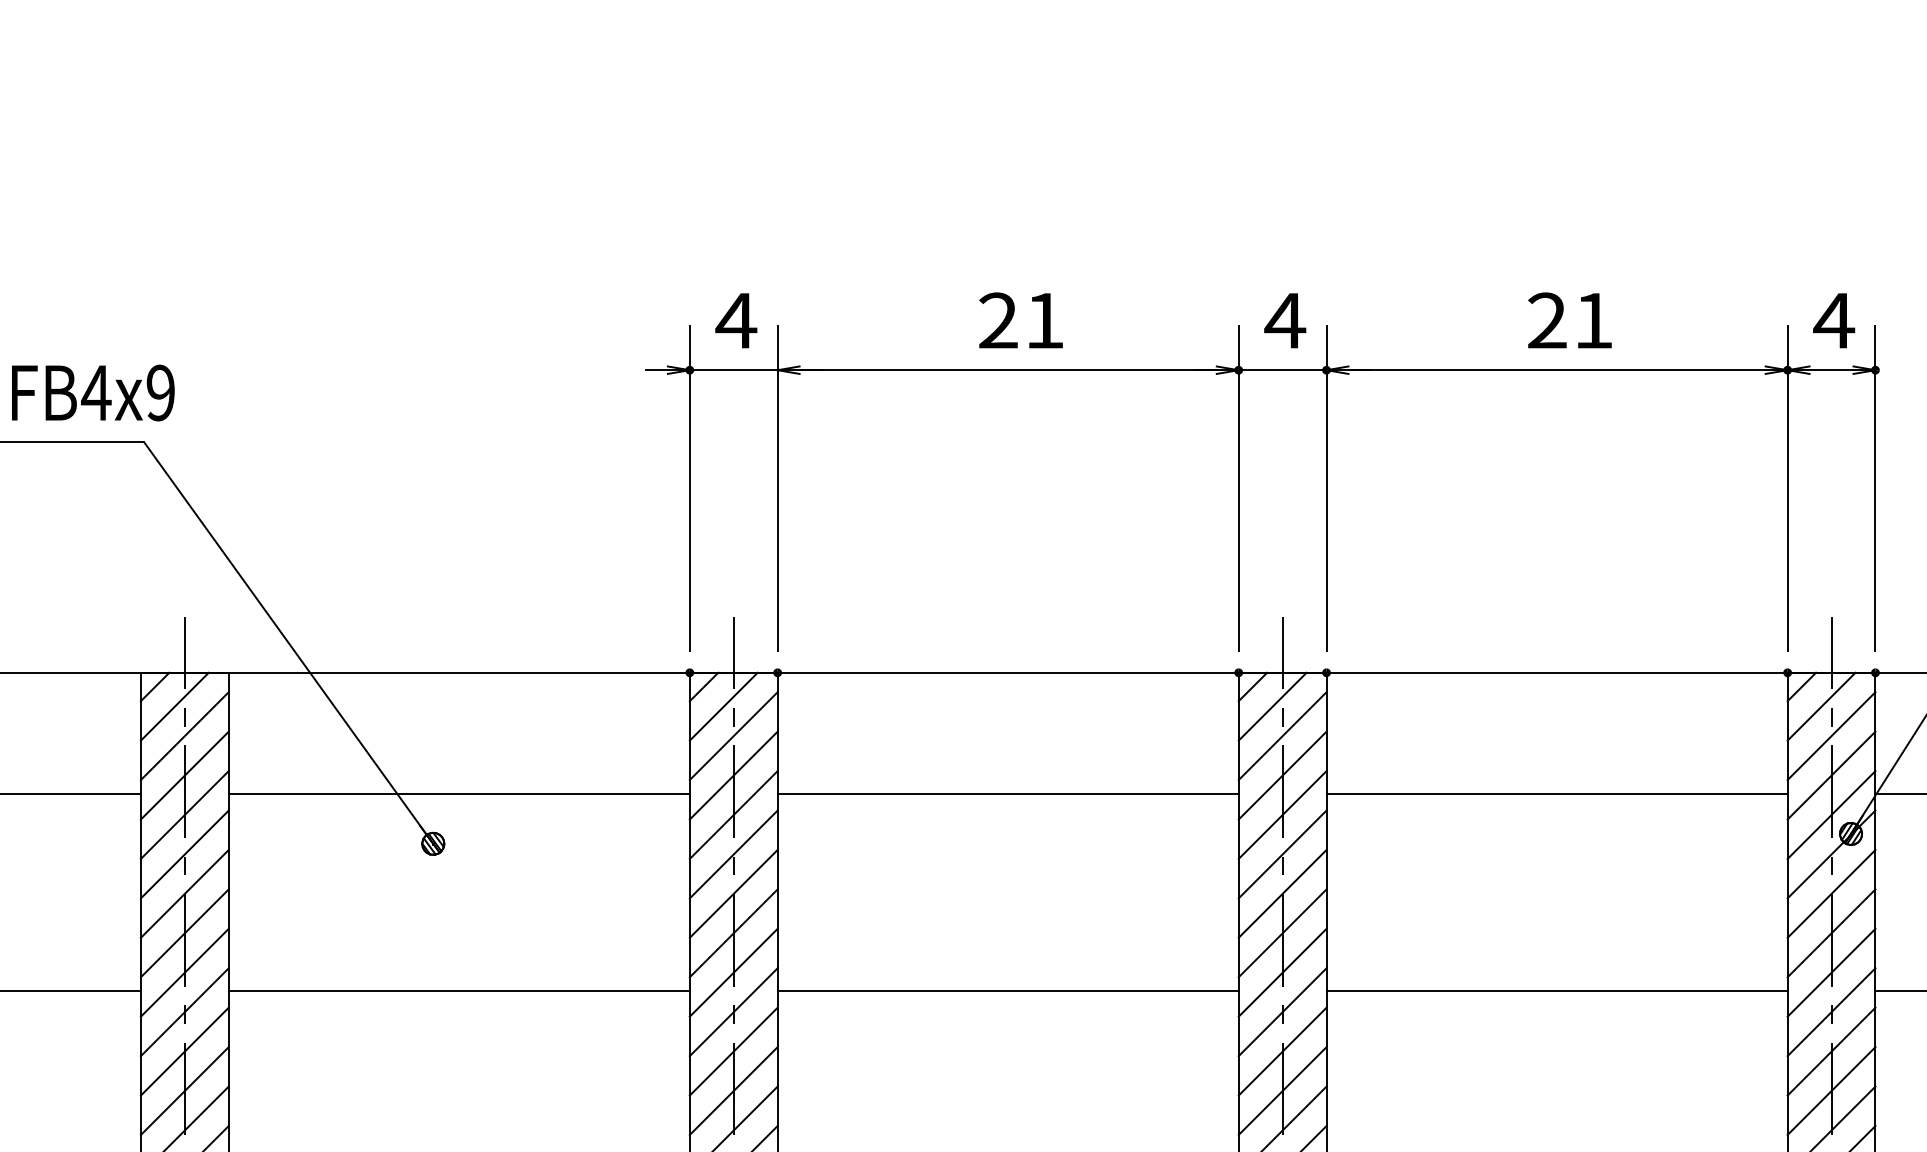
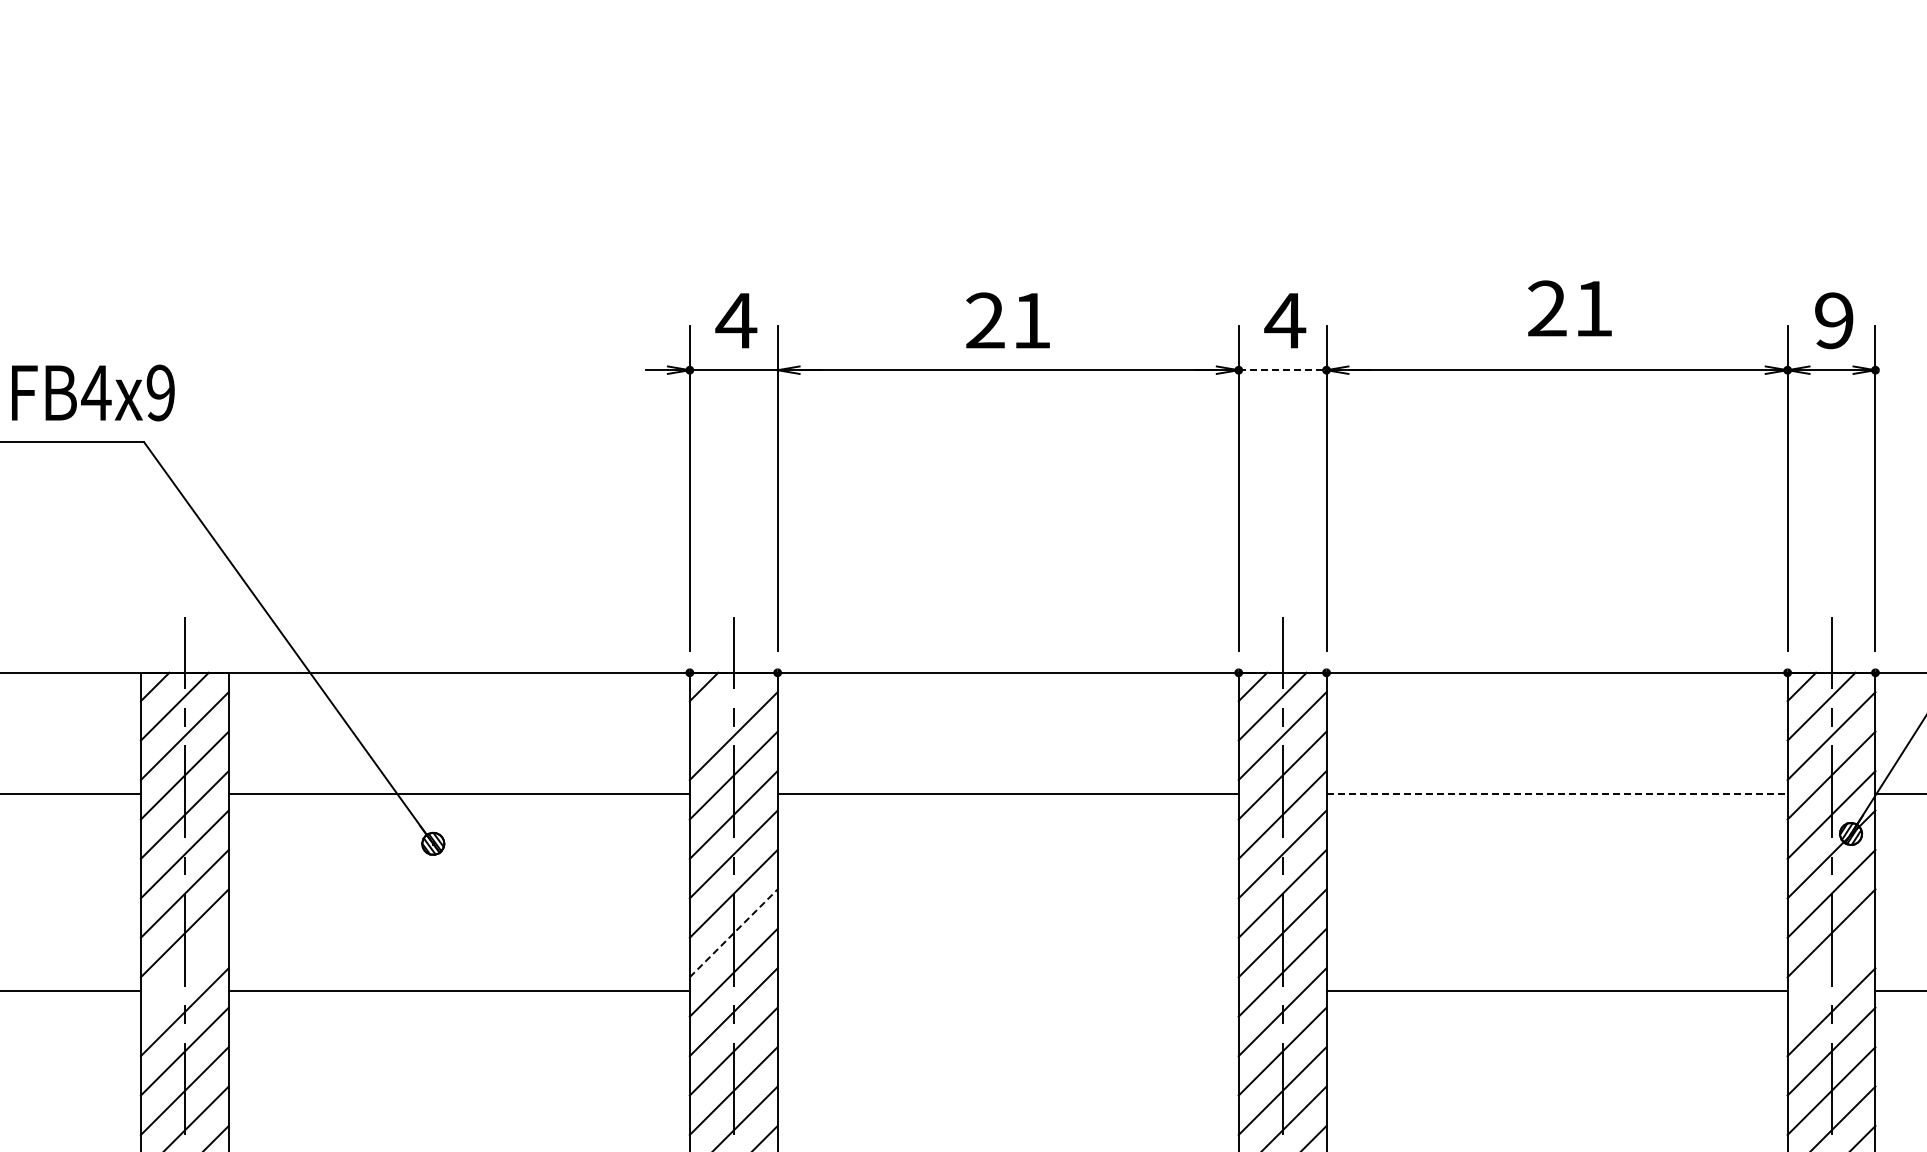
text position: (1020, 320) -> (1007, 320) (1007, 320)
text position: (1569, 320) -> (1569, 308) (1569, 308)
text: 4 -> 9 (1834, 320)
line: solid -> dashed (1282, 370)
line: present -> none (723, 706)
line: solid -> dashed (1557, 793)
line: solid -> dashed (734, 932)
line: present -> none (184, 972)
line: present -> none (1831, 972)
line: present -> none (1007, 991)
